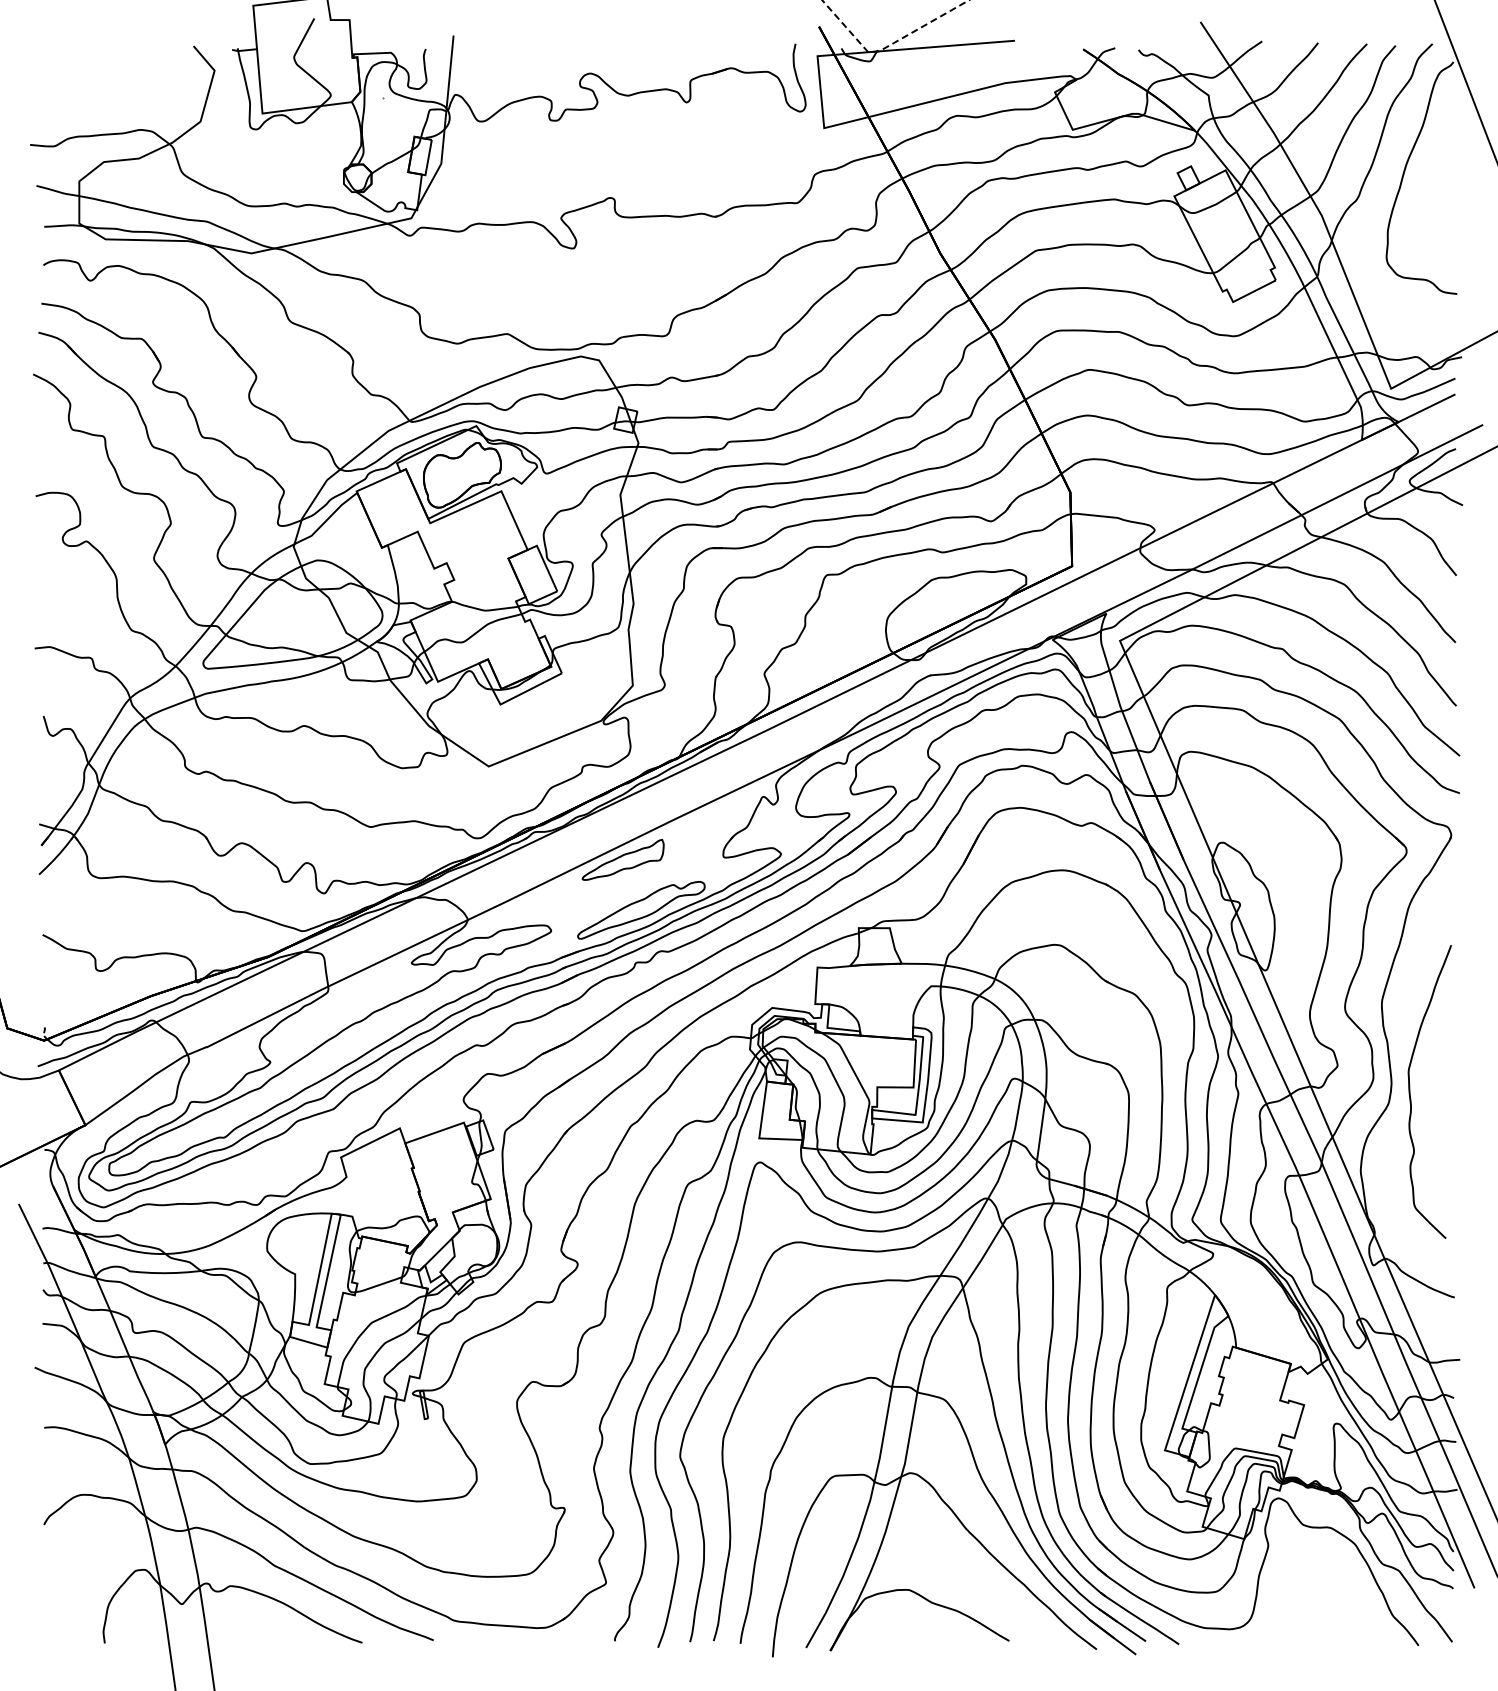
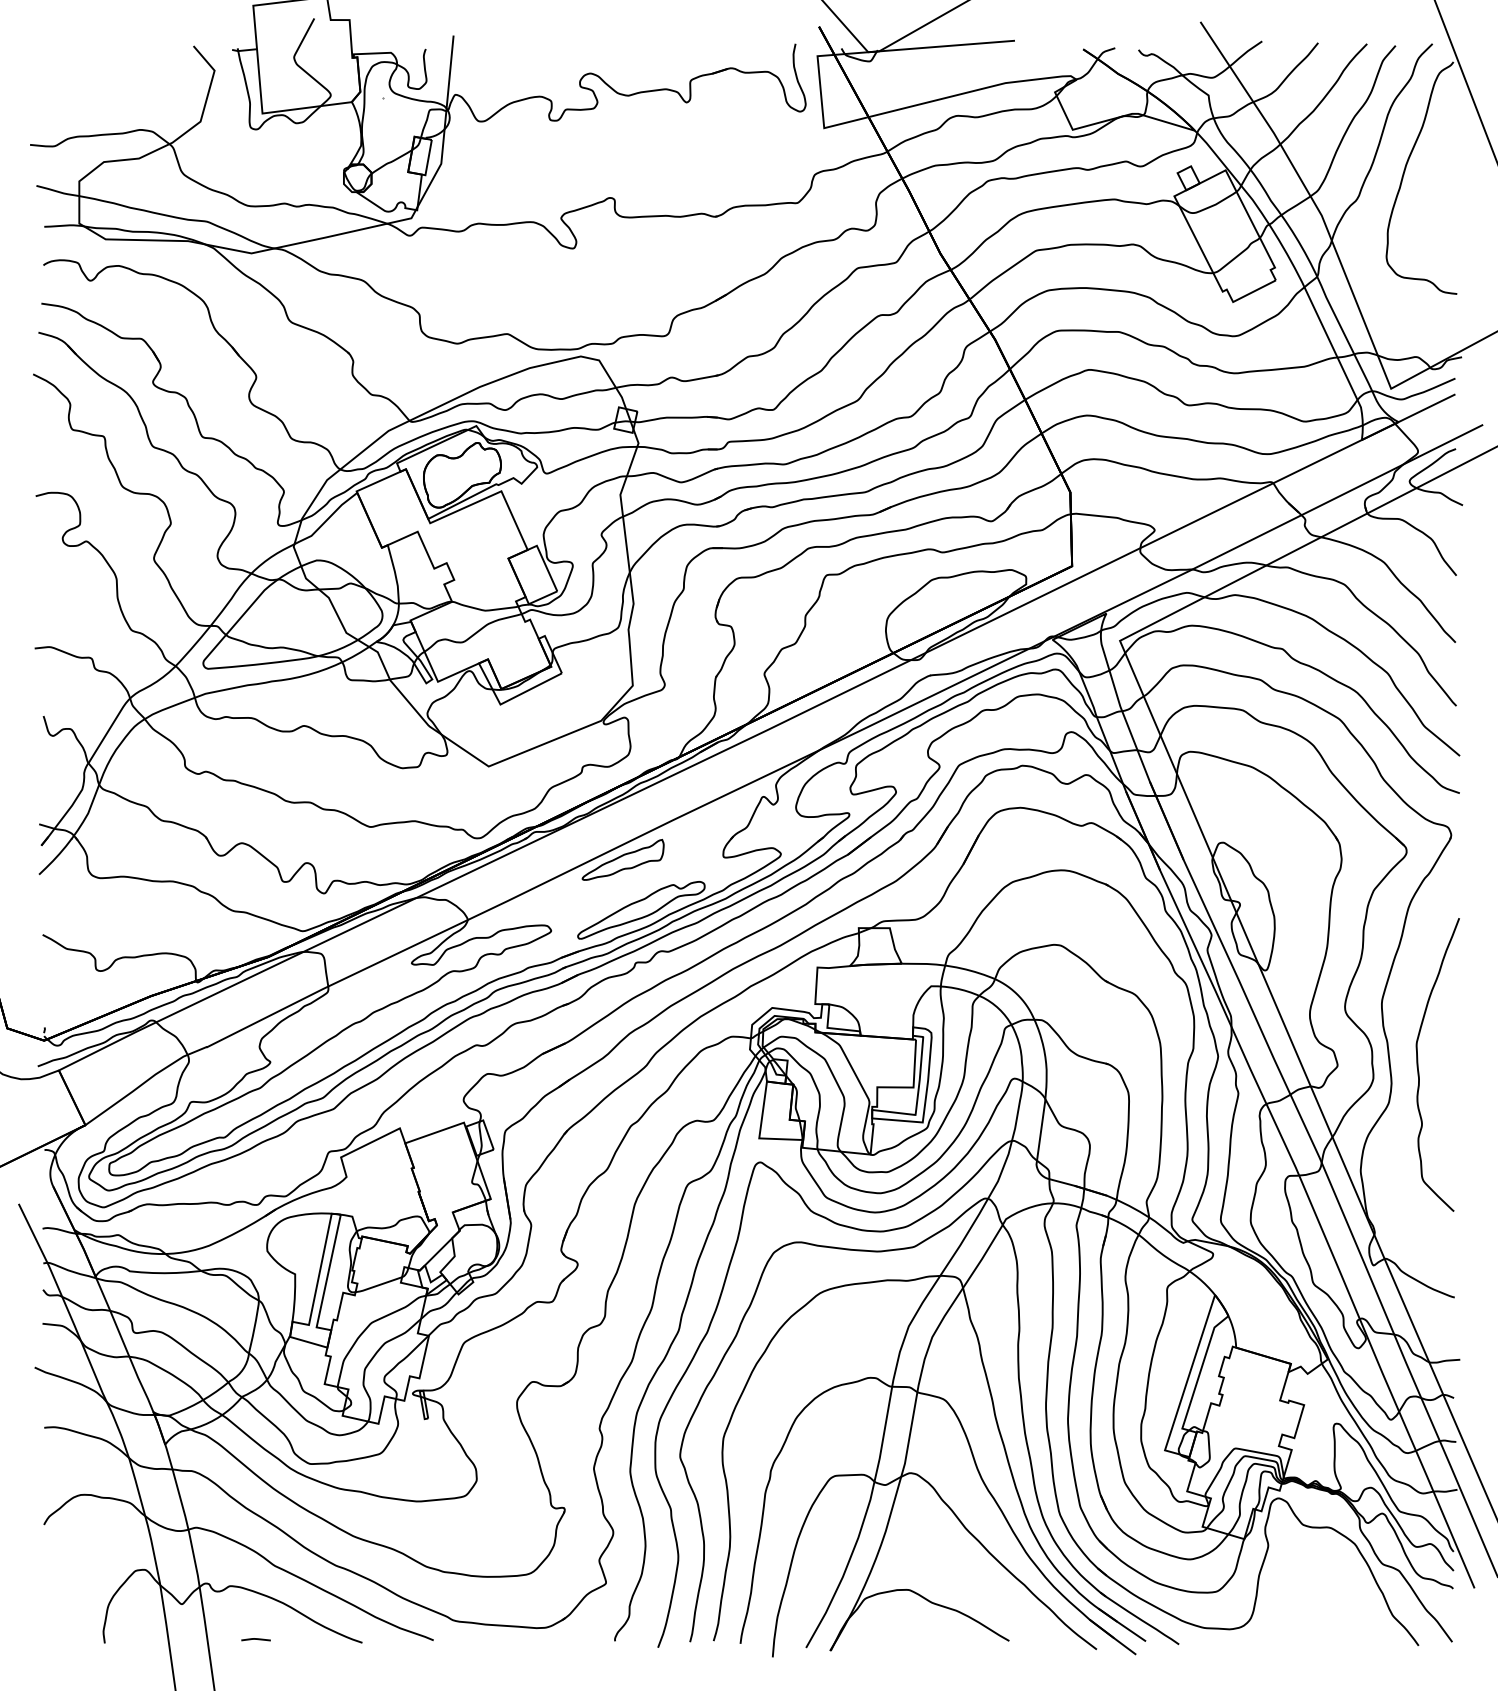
line: dashed -> solid (887, 46)
curve position: (1410, 1091) -> (1418, 1064) (1418, 1064)
line: none -> present (255, 1639)
